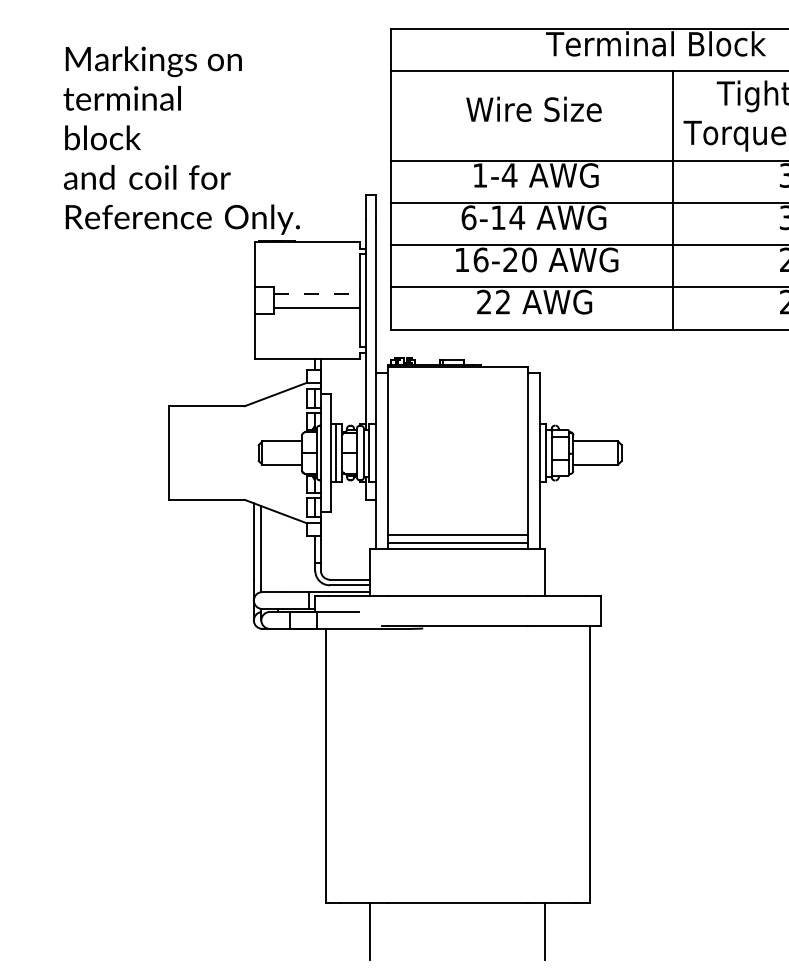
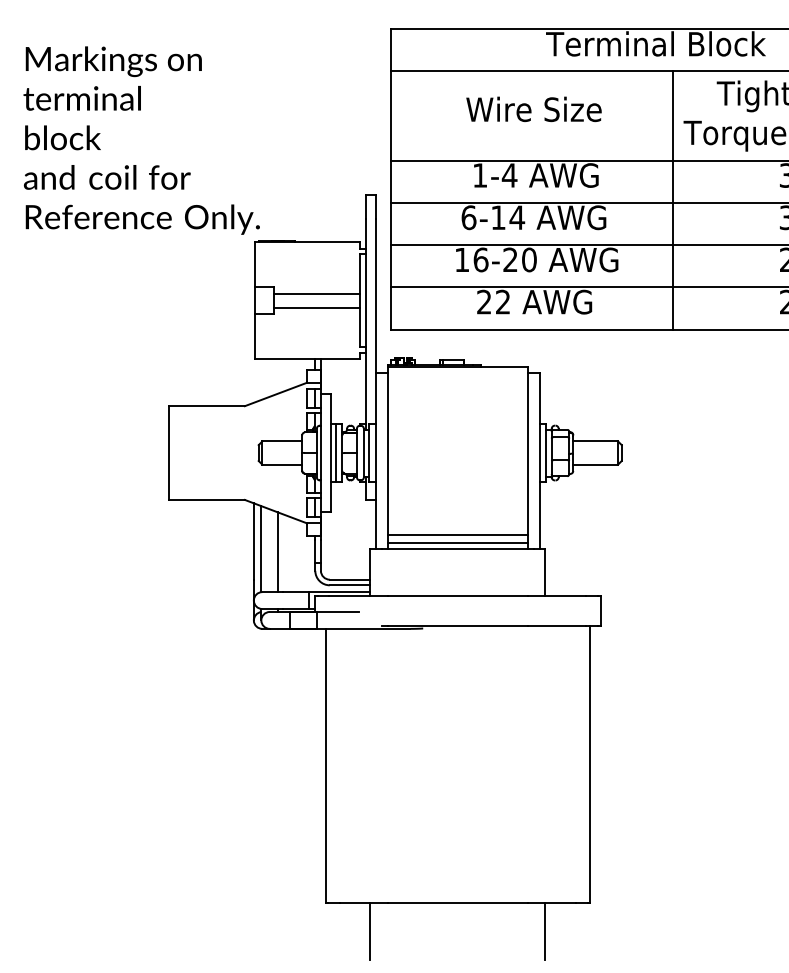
text position: (181, 140) -> (141, 140) (141, 140)
line: dashed -> solid (317, 293)
line: none -> present (278, 552)
